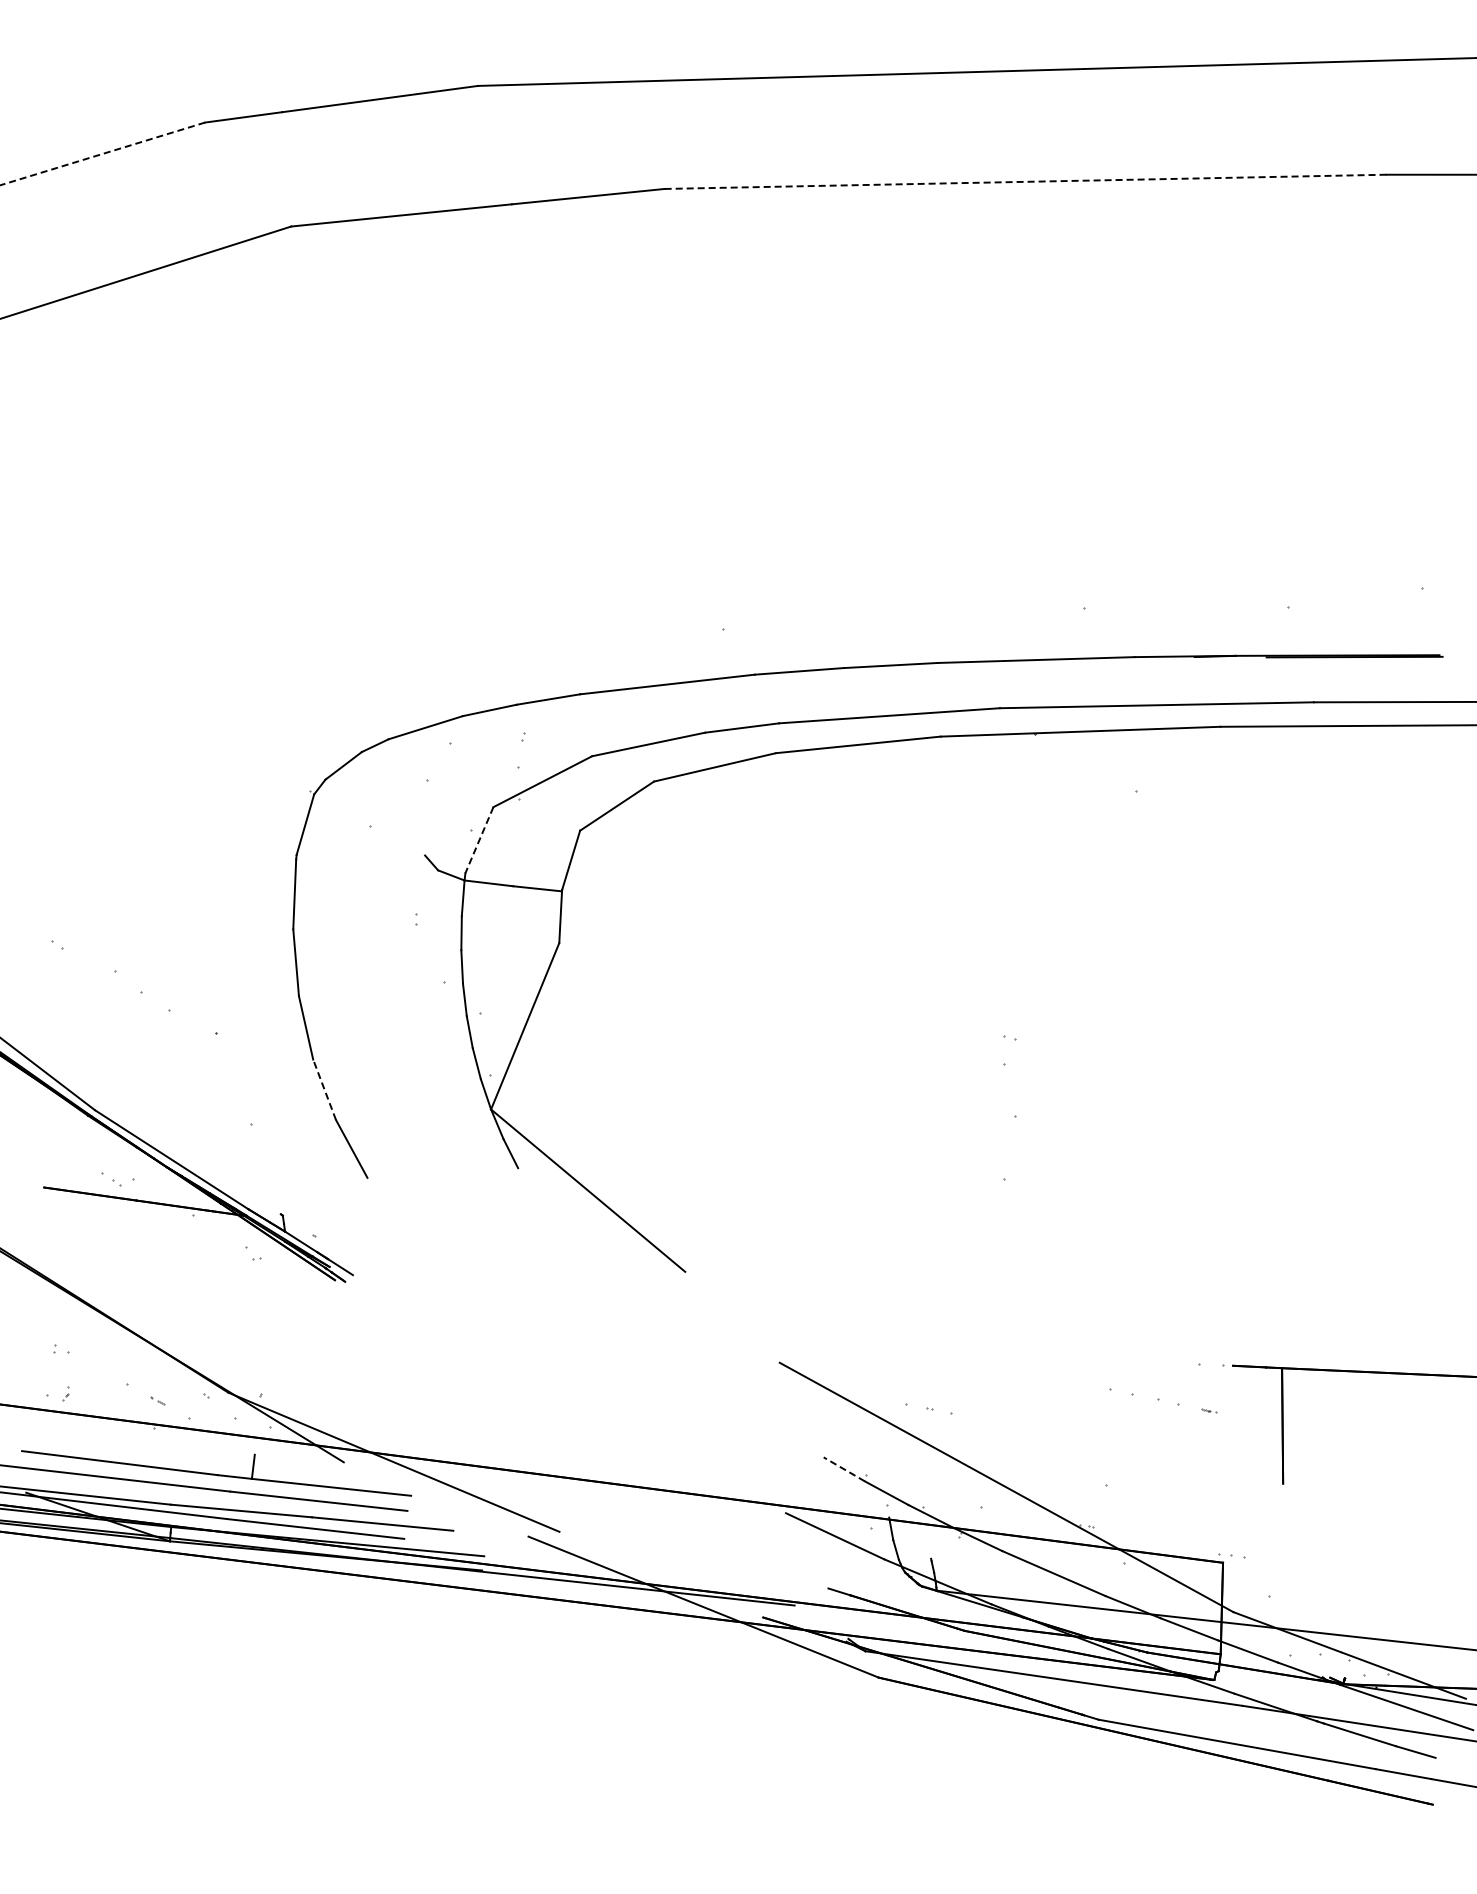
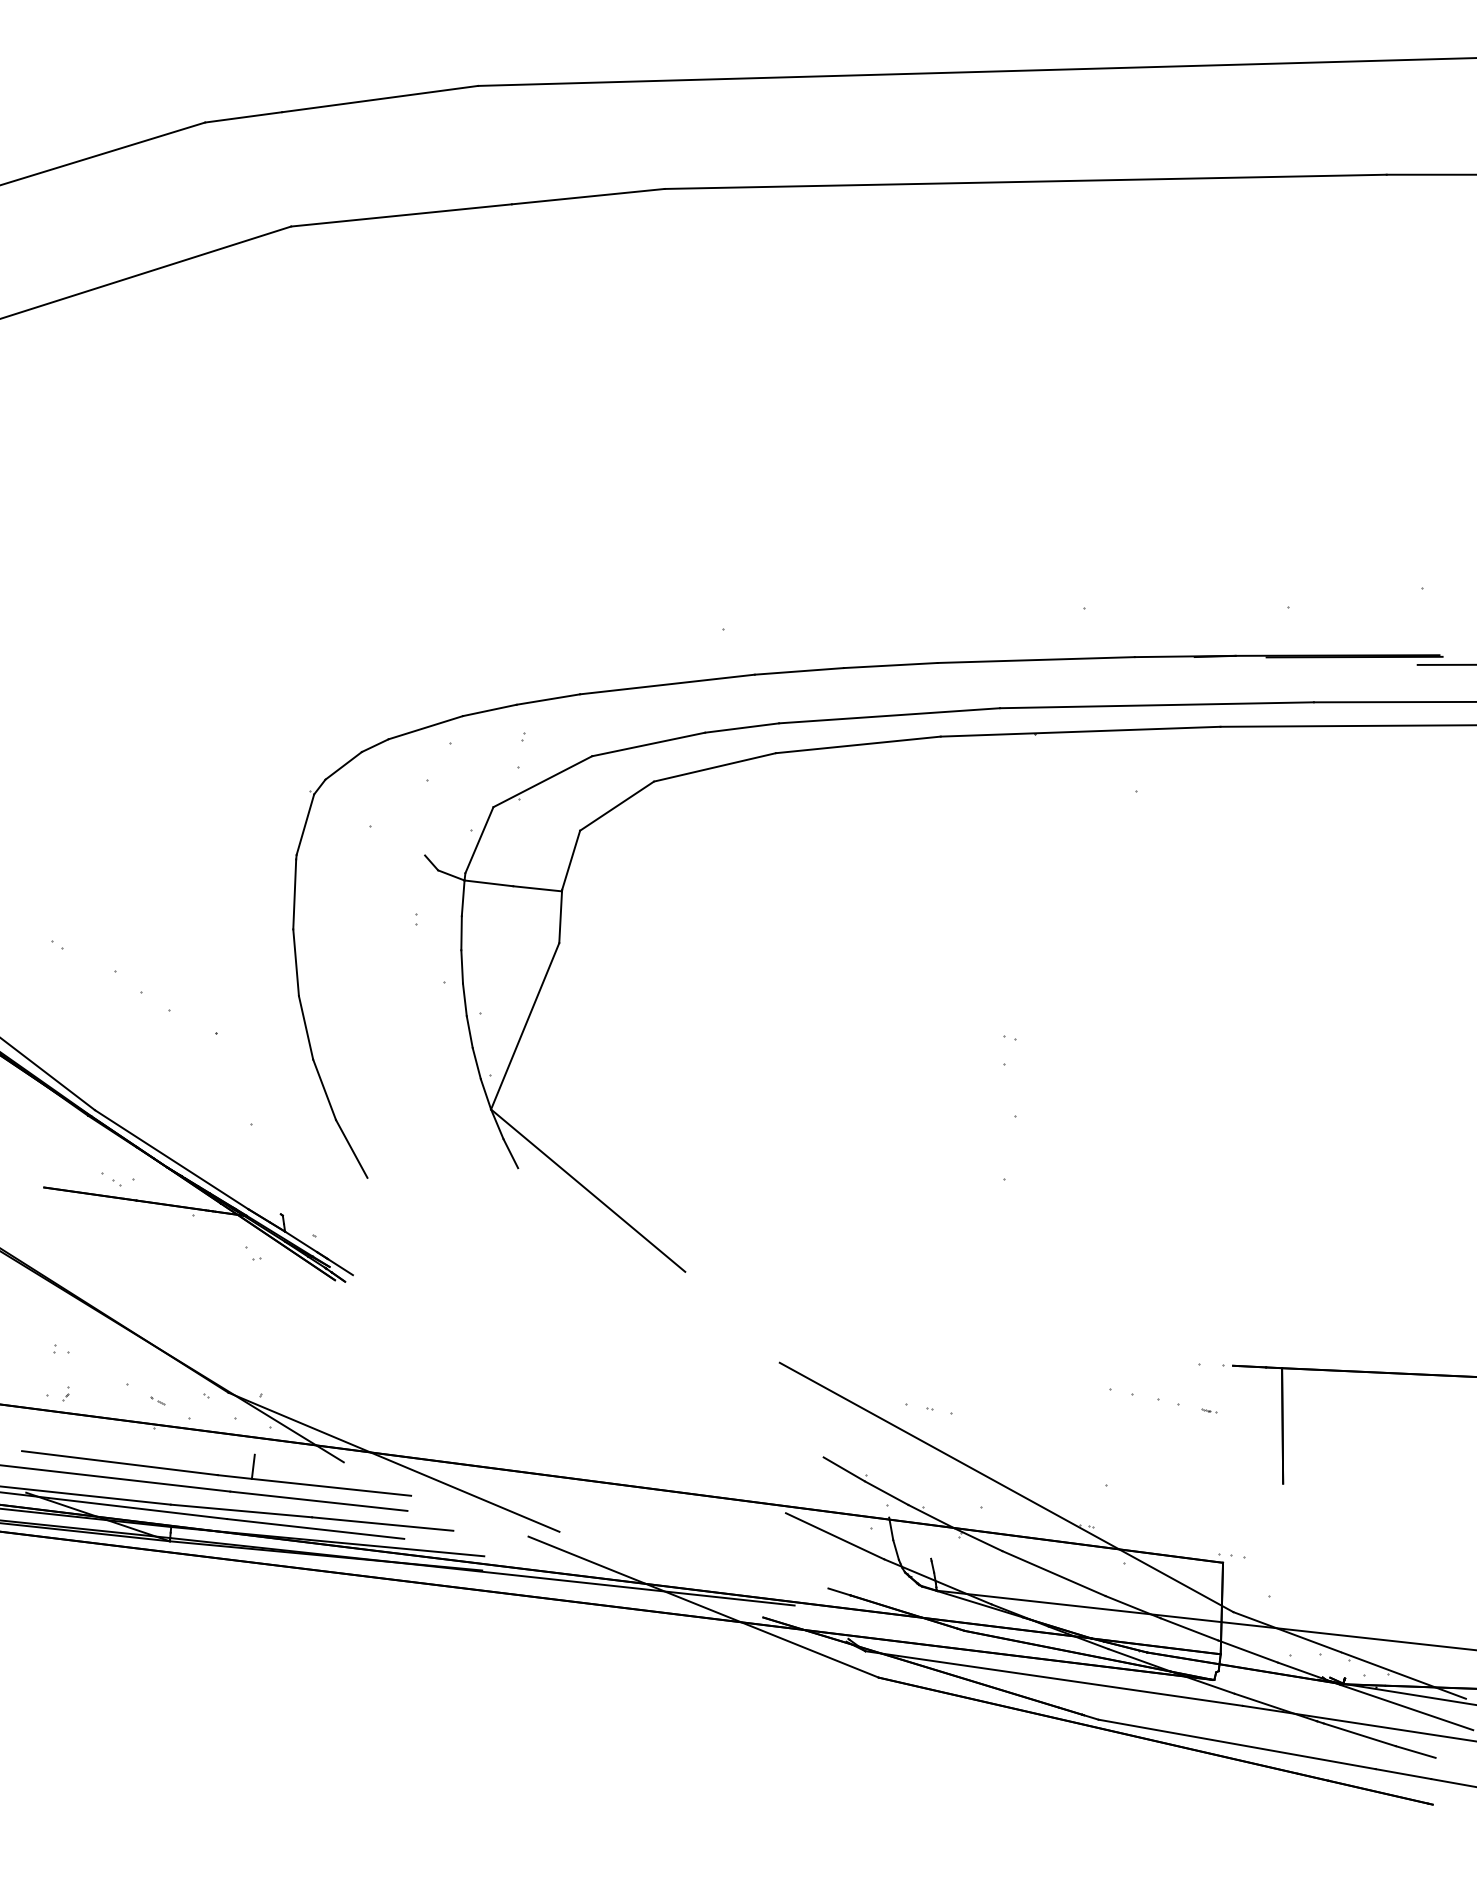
line: dashed -> solid (102, 153)
line: dashed -> solid (1026, 181)
line: none -> present (1445, 664)
line: dashed -> solid (479, 840)
line: dashed -> solid (324, 1089)
line: dashed -> solid (844, 1469)
